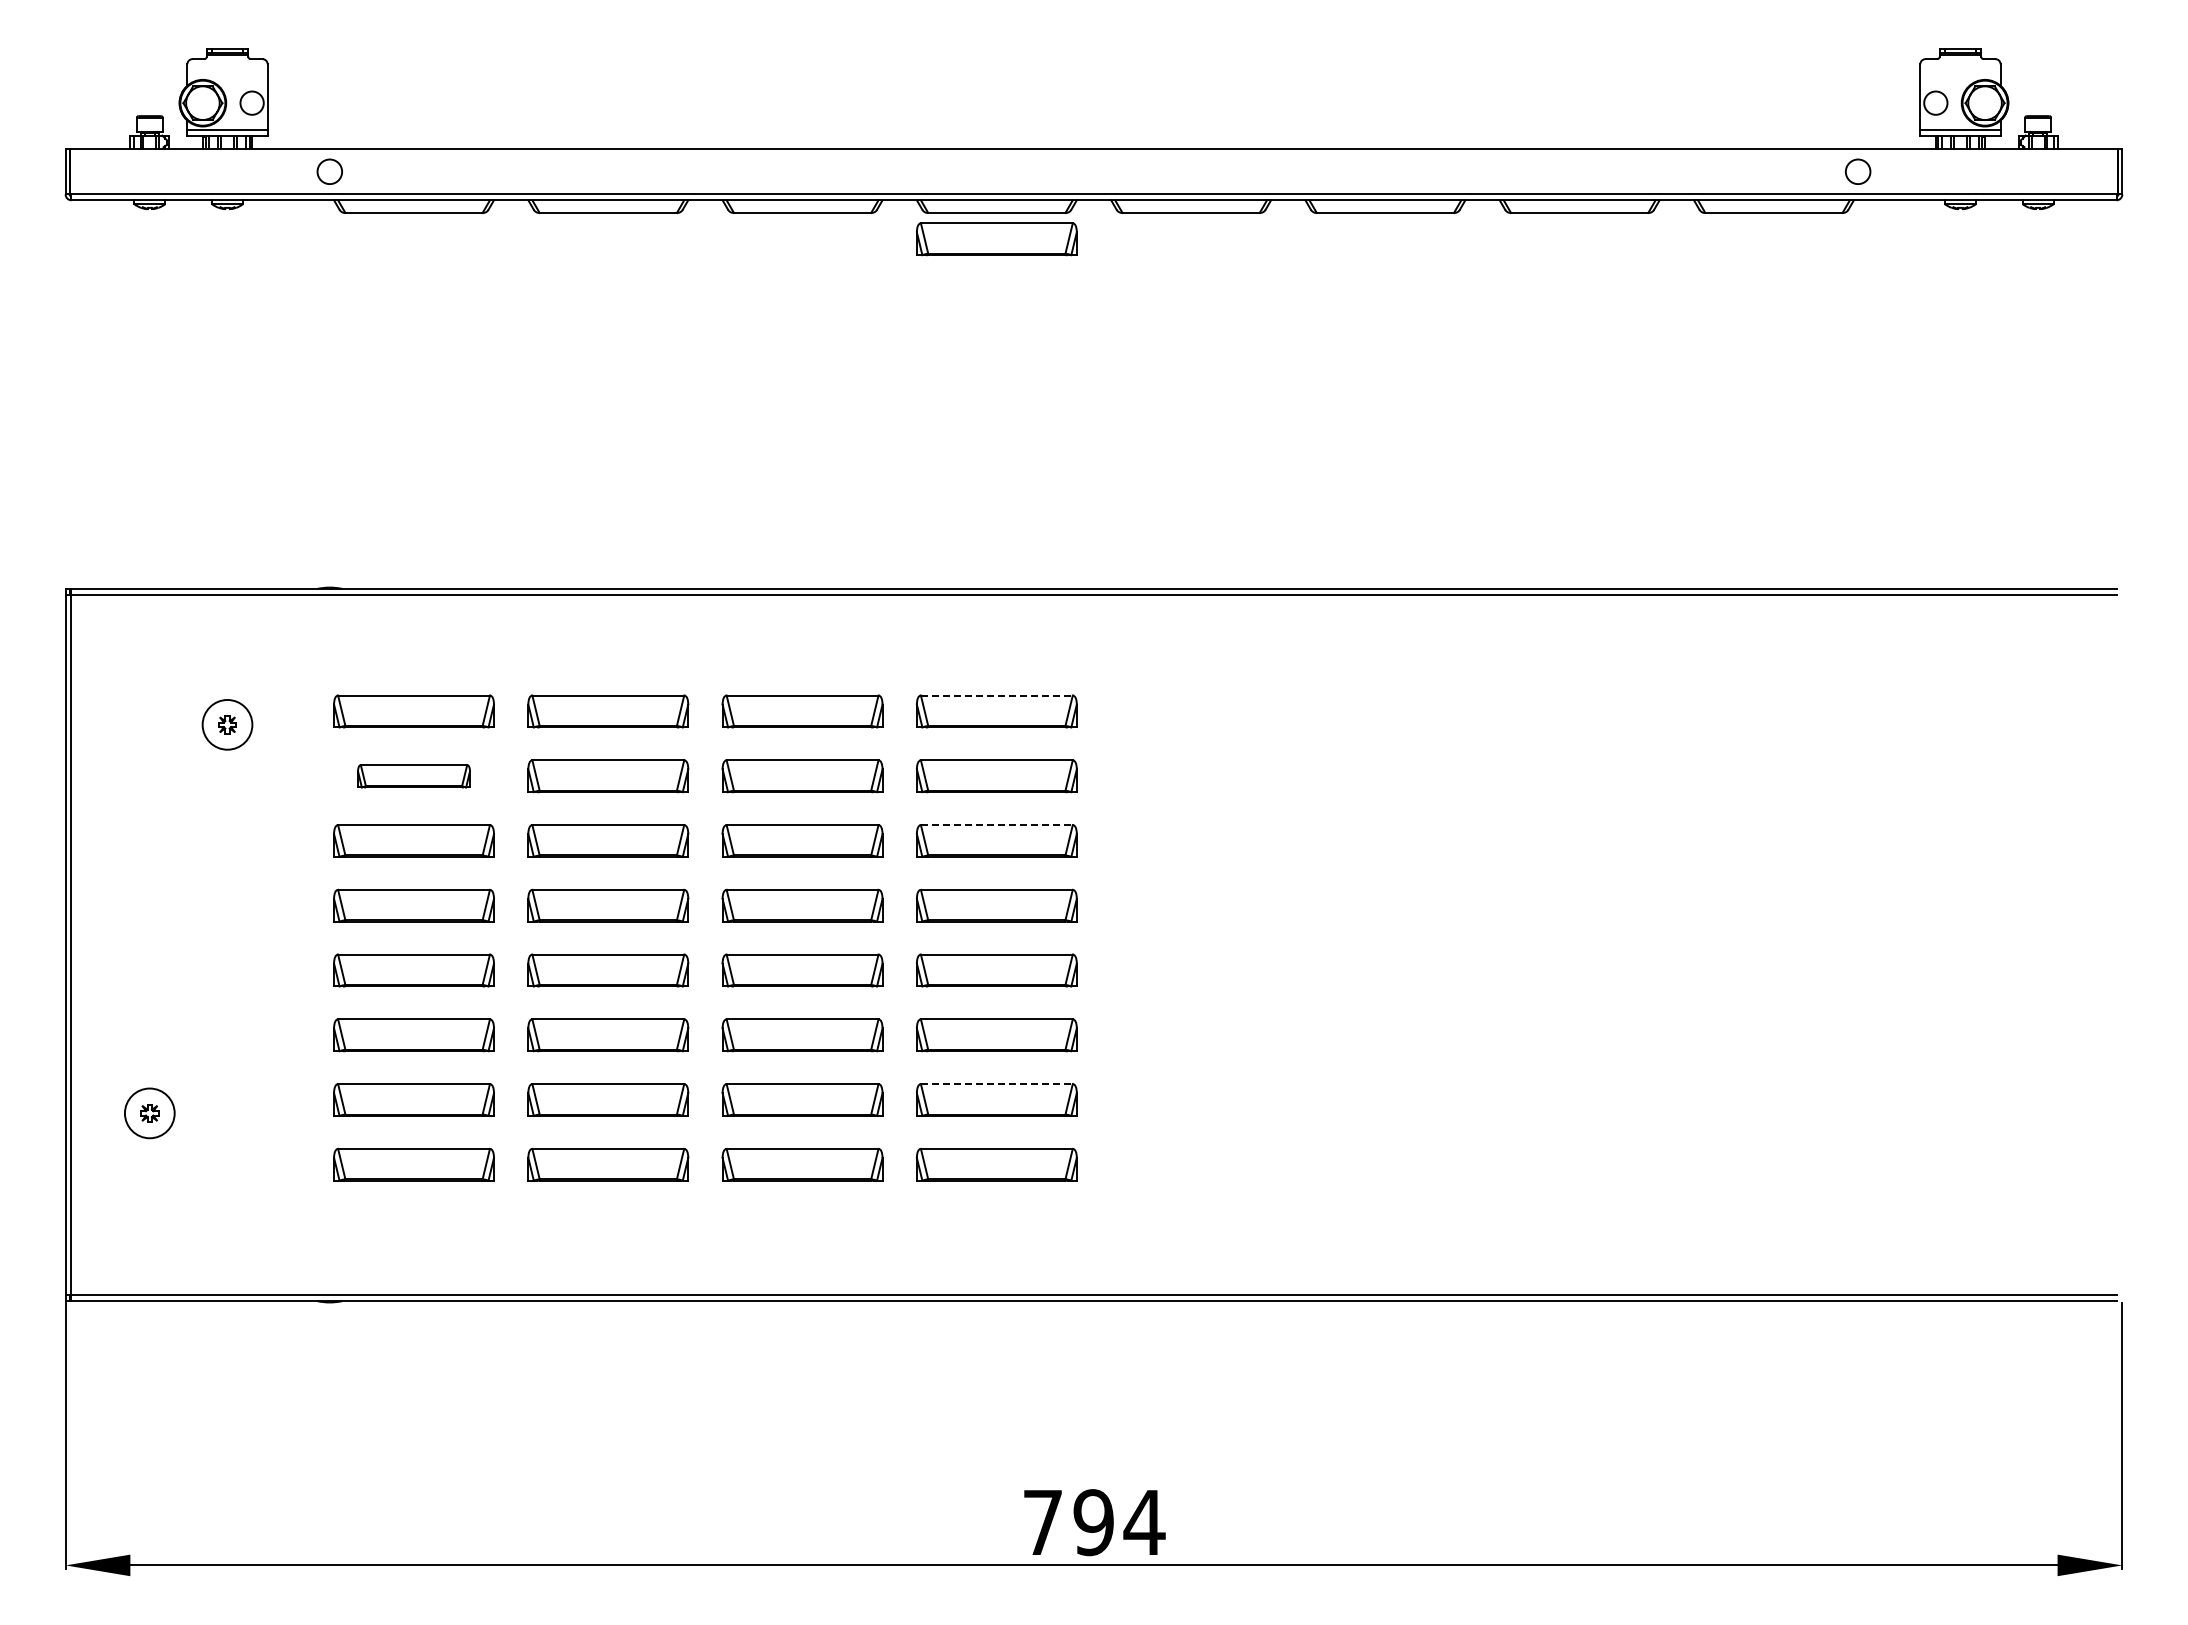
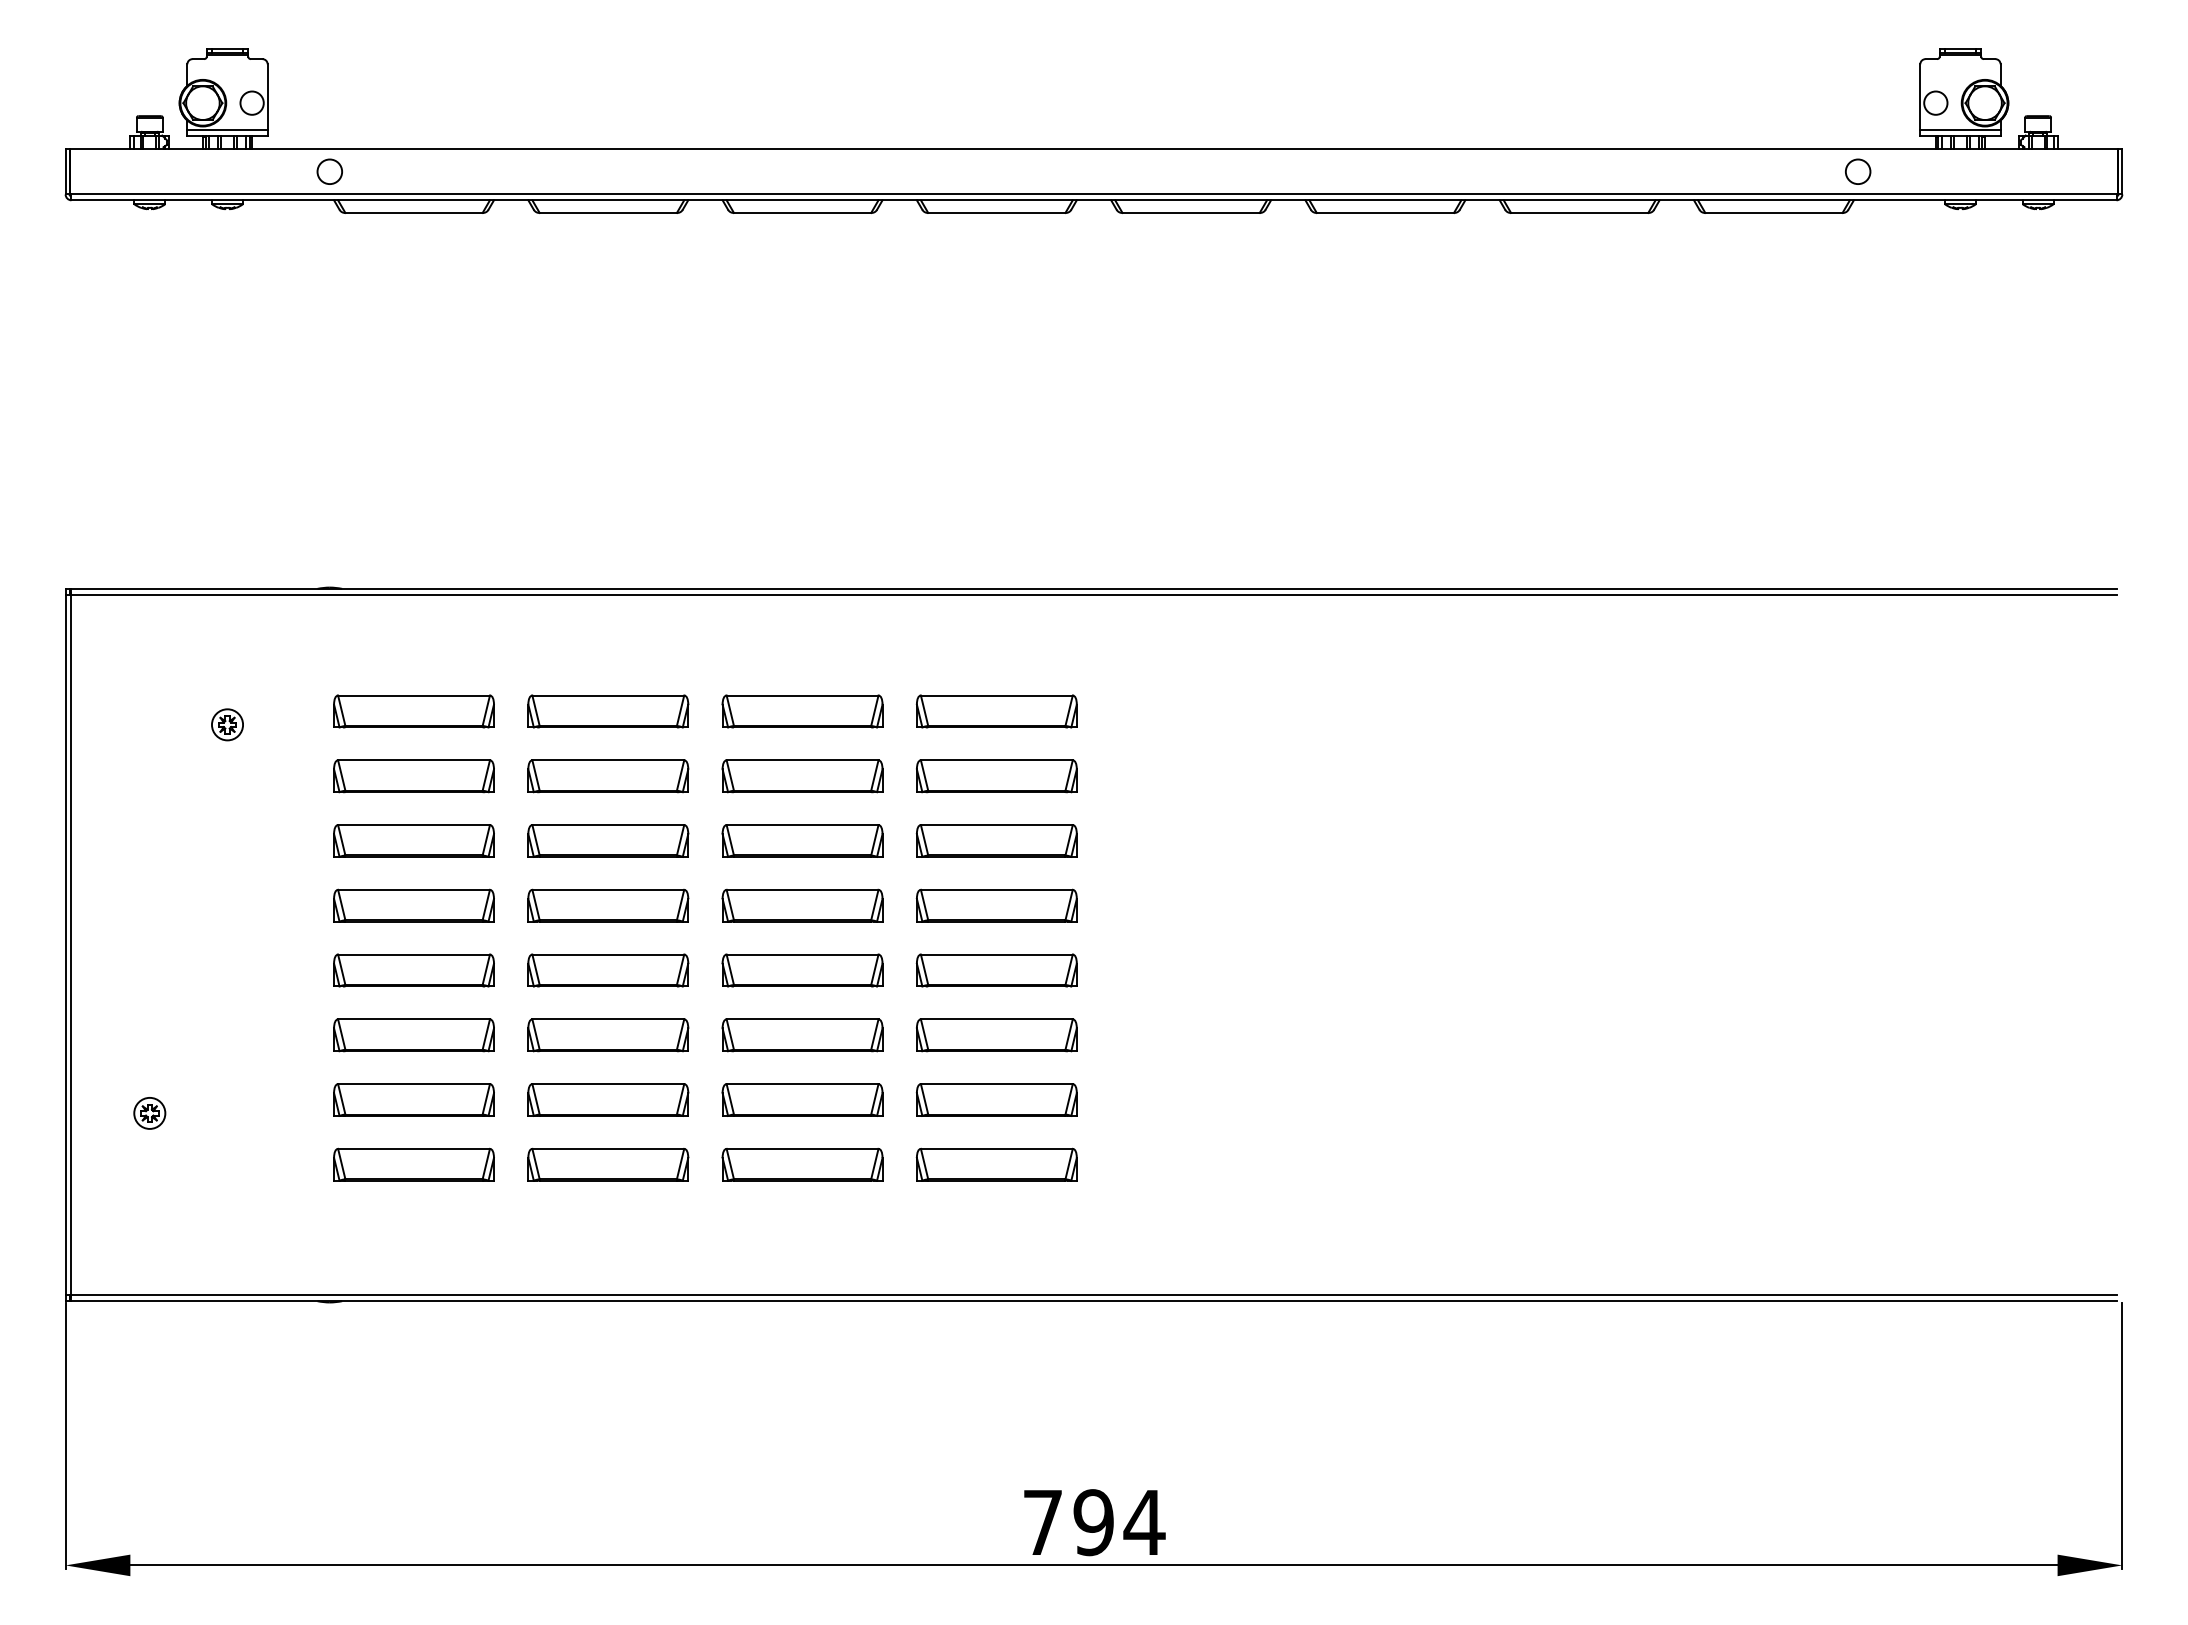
part: present -> none (996, 239)
line: dashed -> solid (996, 695)
circle diameter: 50 px -> 31 px (227, 724)
part size: 114x25 px -> 162x35 px (413, 776)
line: dashed -> solid (996, 825)
line: dashed -> solid (996, 1084)
circle diameter: 50 px -> 31 px (149, 1112)
